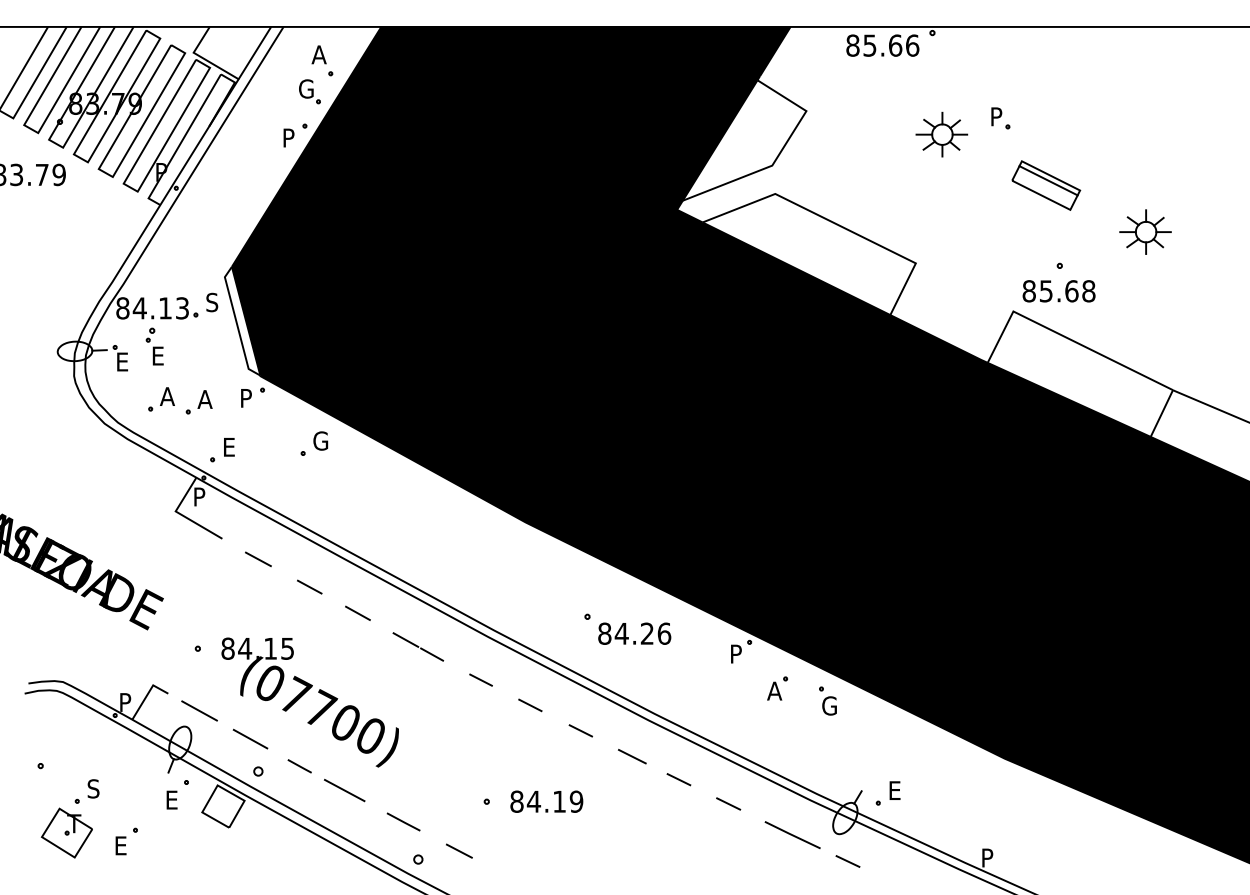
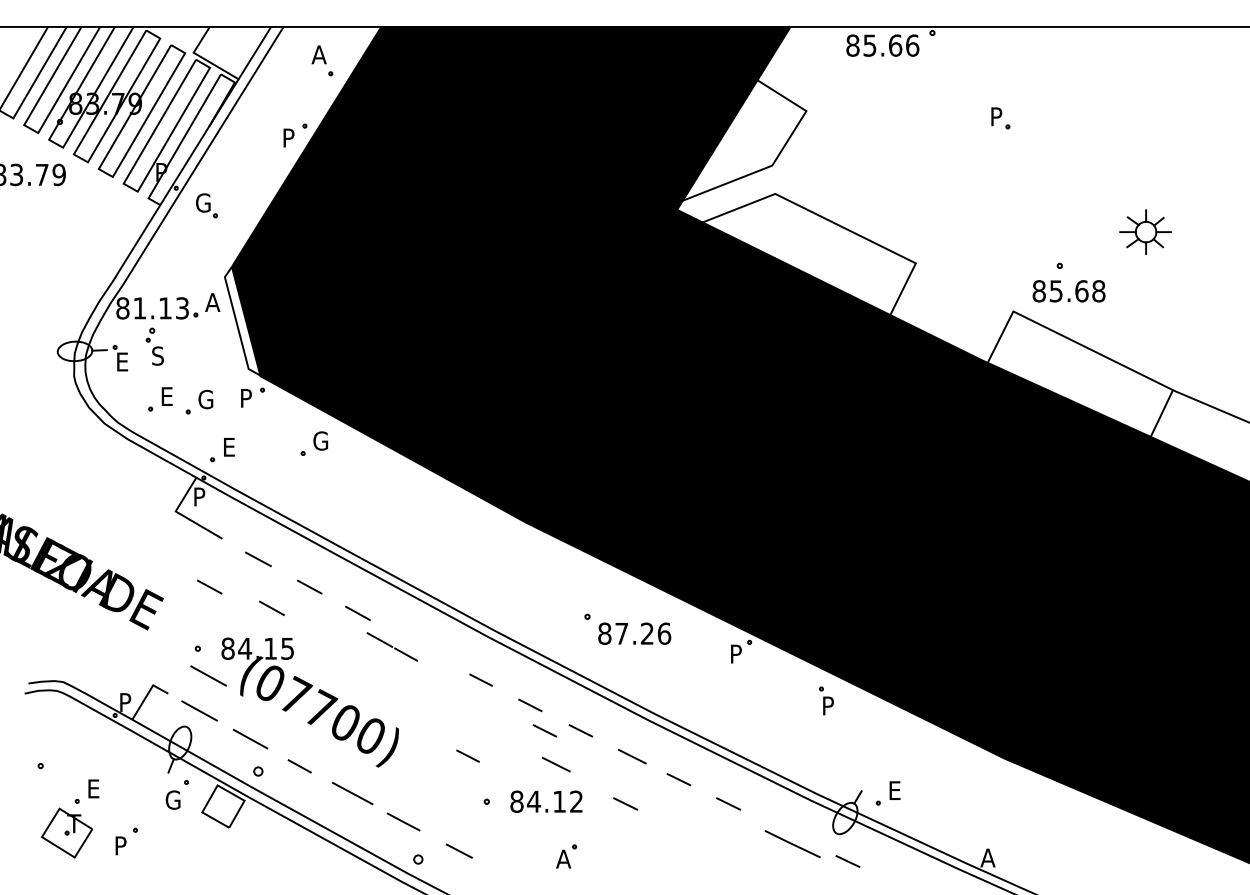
part position: (309, 91) -> (206, 205) (206, 205)
part: present -> none (941, 134)
part: present -> none (1046, 185)
text position: (1058, 291) -> (1068, 291) (1068, 291)
text: S -> A (212, 302)
text: 84.13 -> 81.13 (139, 308)
text: E -> S (157, 355)
text: A -> E (166, 396)
text: A -> G (205, 399)
line: none -> present (209, 586)
line: none -> present (271, 607)
text: 84.26 -> 87.26 (621, 633)
line position: (418, 646) -> (392, 646) (392, 646)
line: none -> present (208, 675)
part position: (777, 688) -> (566, 856) (566, 856)
text: G -> P (829, 705)
line: none -> present (544, 730)
line: none -> present (467, 755)
line: none -> present (556, 764)
text: S -> E (93, 788)
line position: (344, 790) -> (352, 793) (352, 793)
text: E -> G (172, 799)
text: 84.19 -> 84.12 (576, 801)
line: none -> present (625, 803)
line position: (792, 834) -> (792, 843) (792, 843)
text: E -> P (122, 845)
text: P -> A (987, 857)
